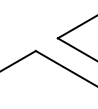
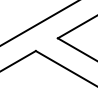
line: none -> present (38, 23)
